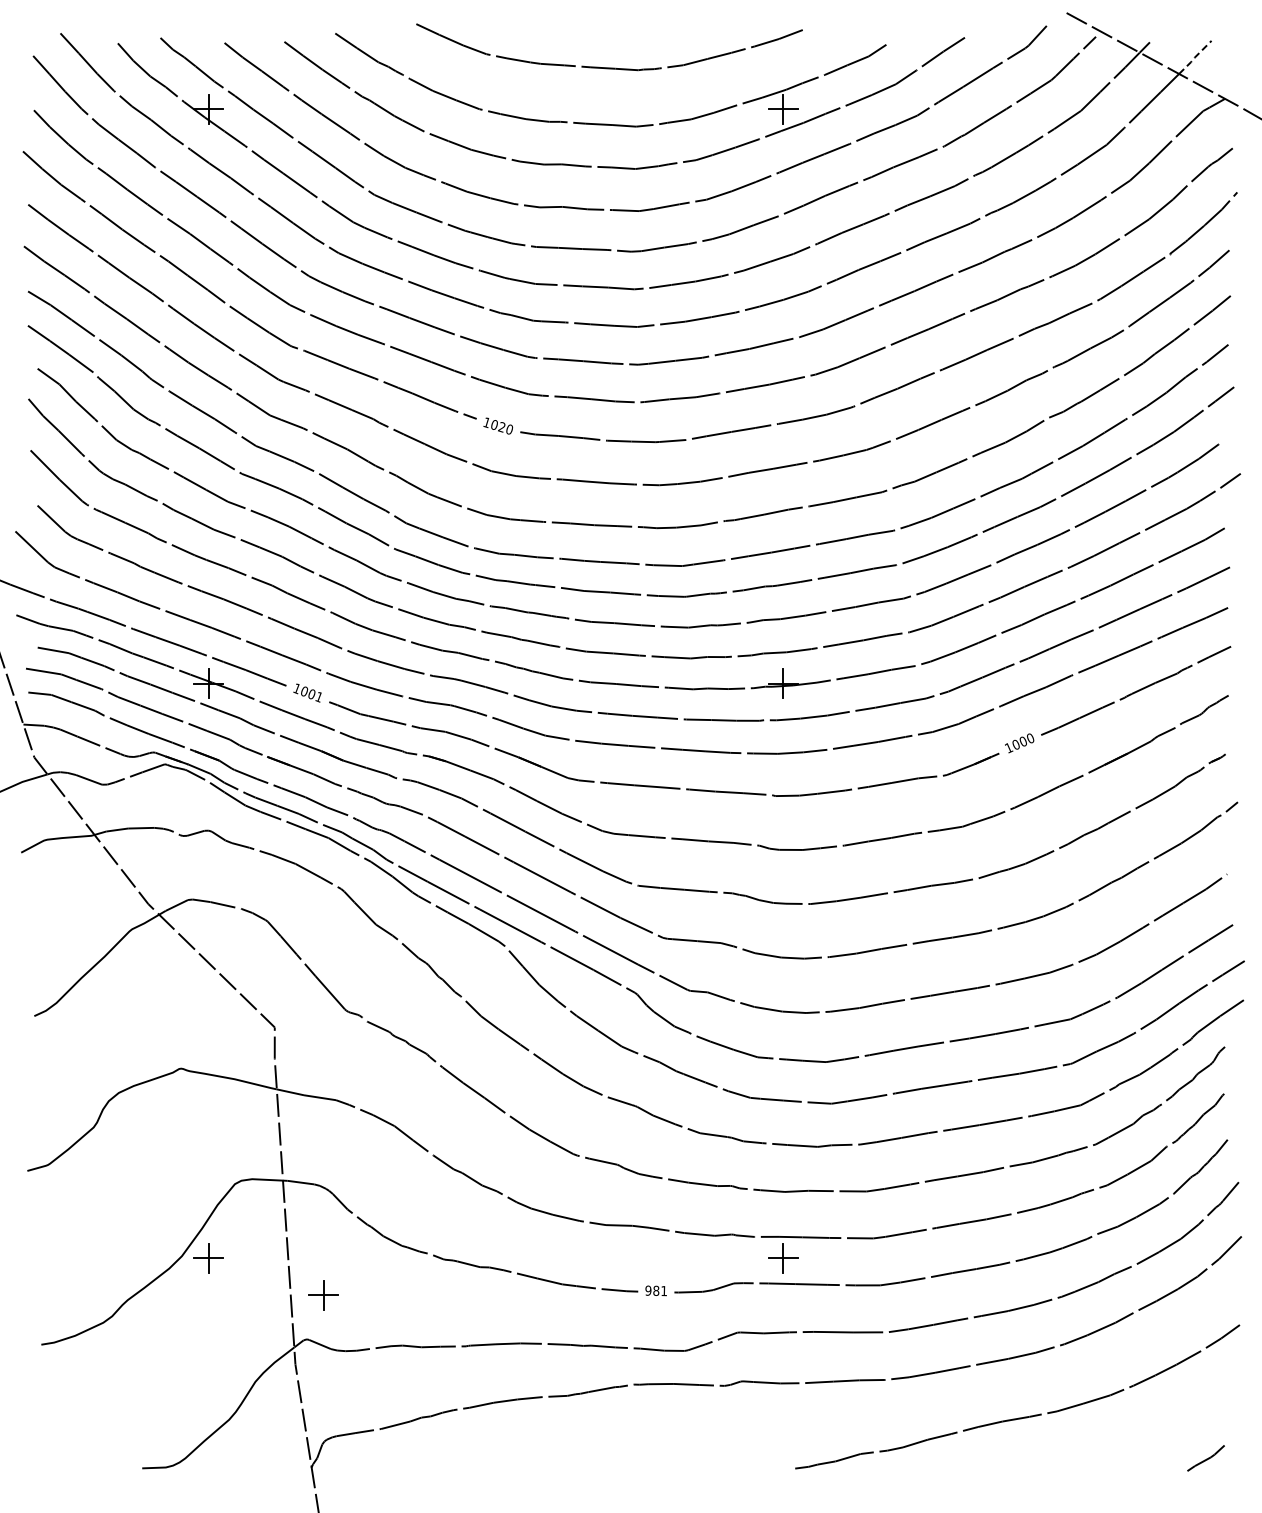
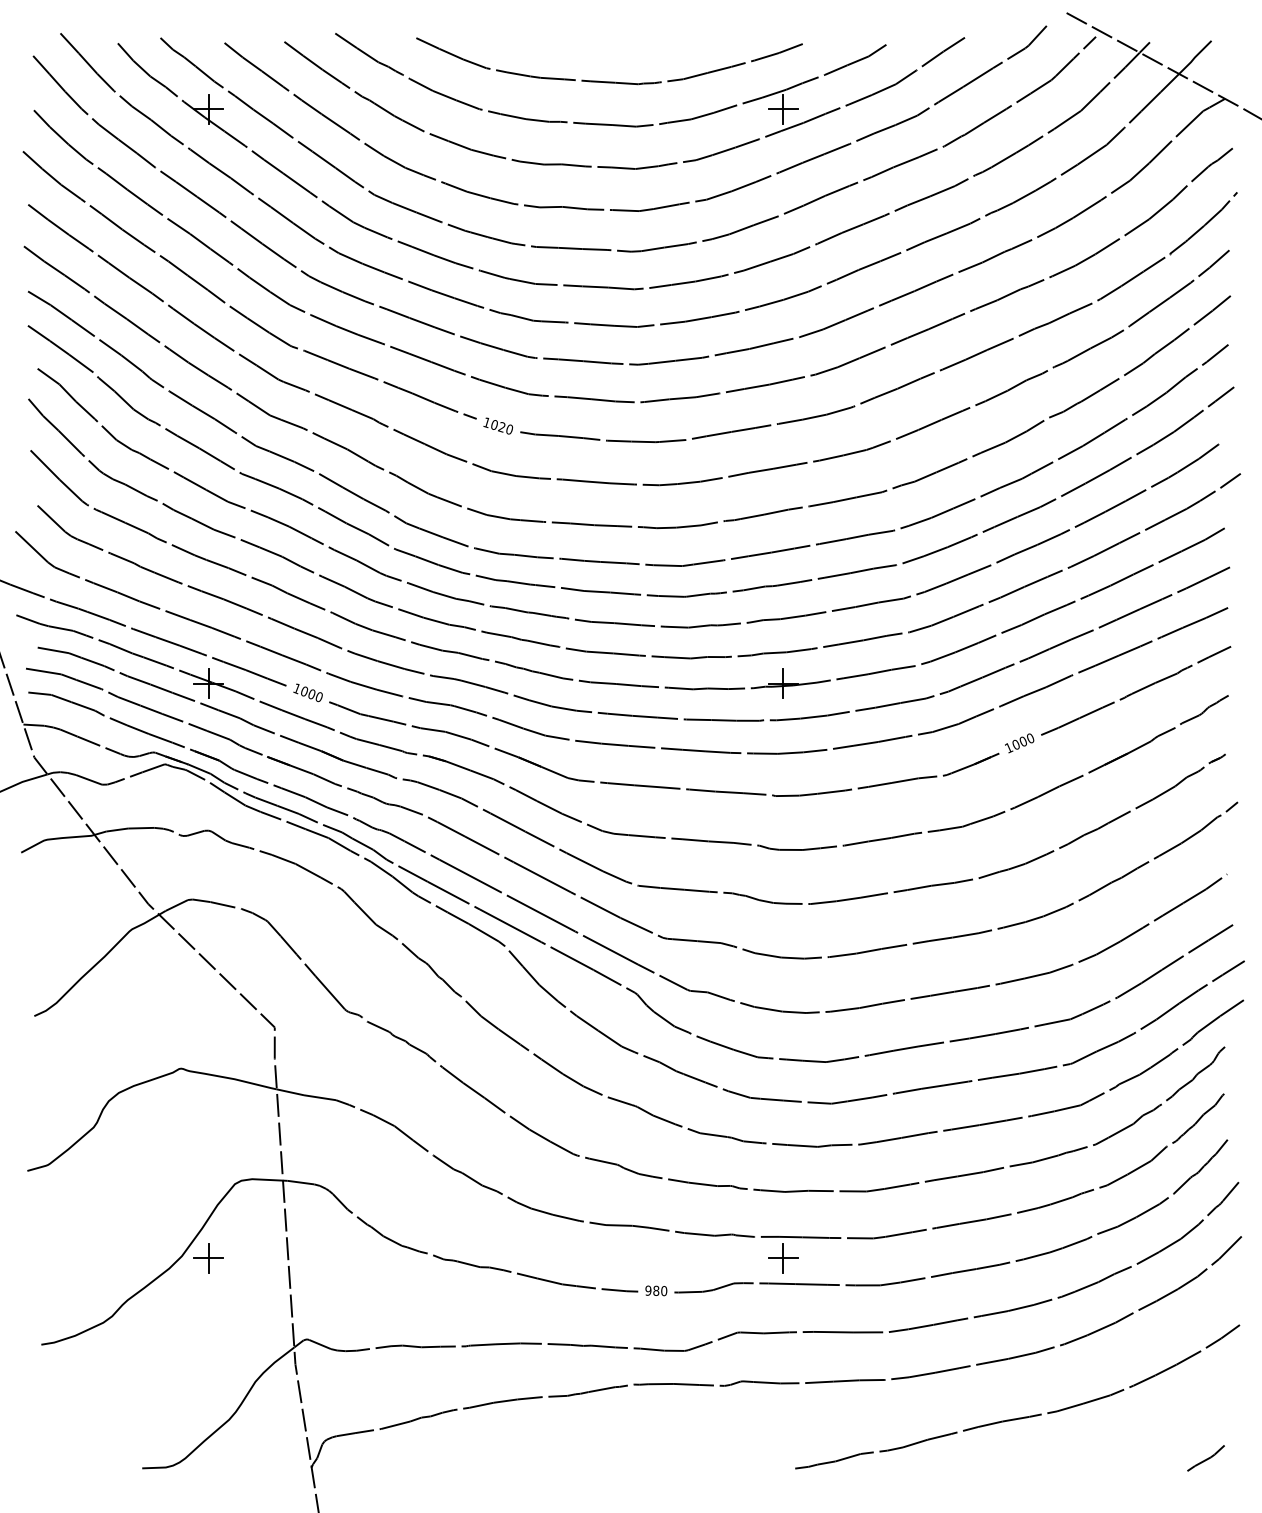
line: dashed -> solid (1194, 57)
curve position: (609, 67) -> (609, 81) (609, 81)
text: 1001 -> 1000 (318, 697)
text: 981 -> 980 (664, 1291)
part: present -> none (323, 1295)
